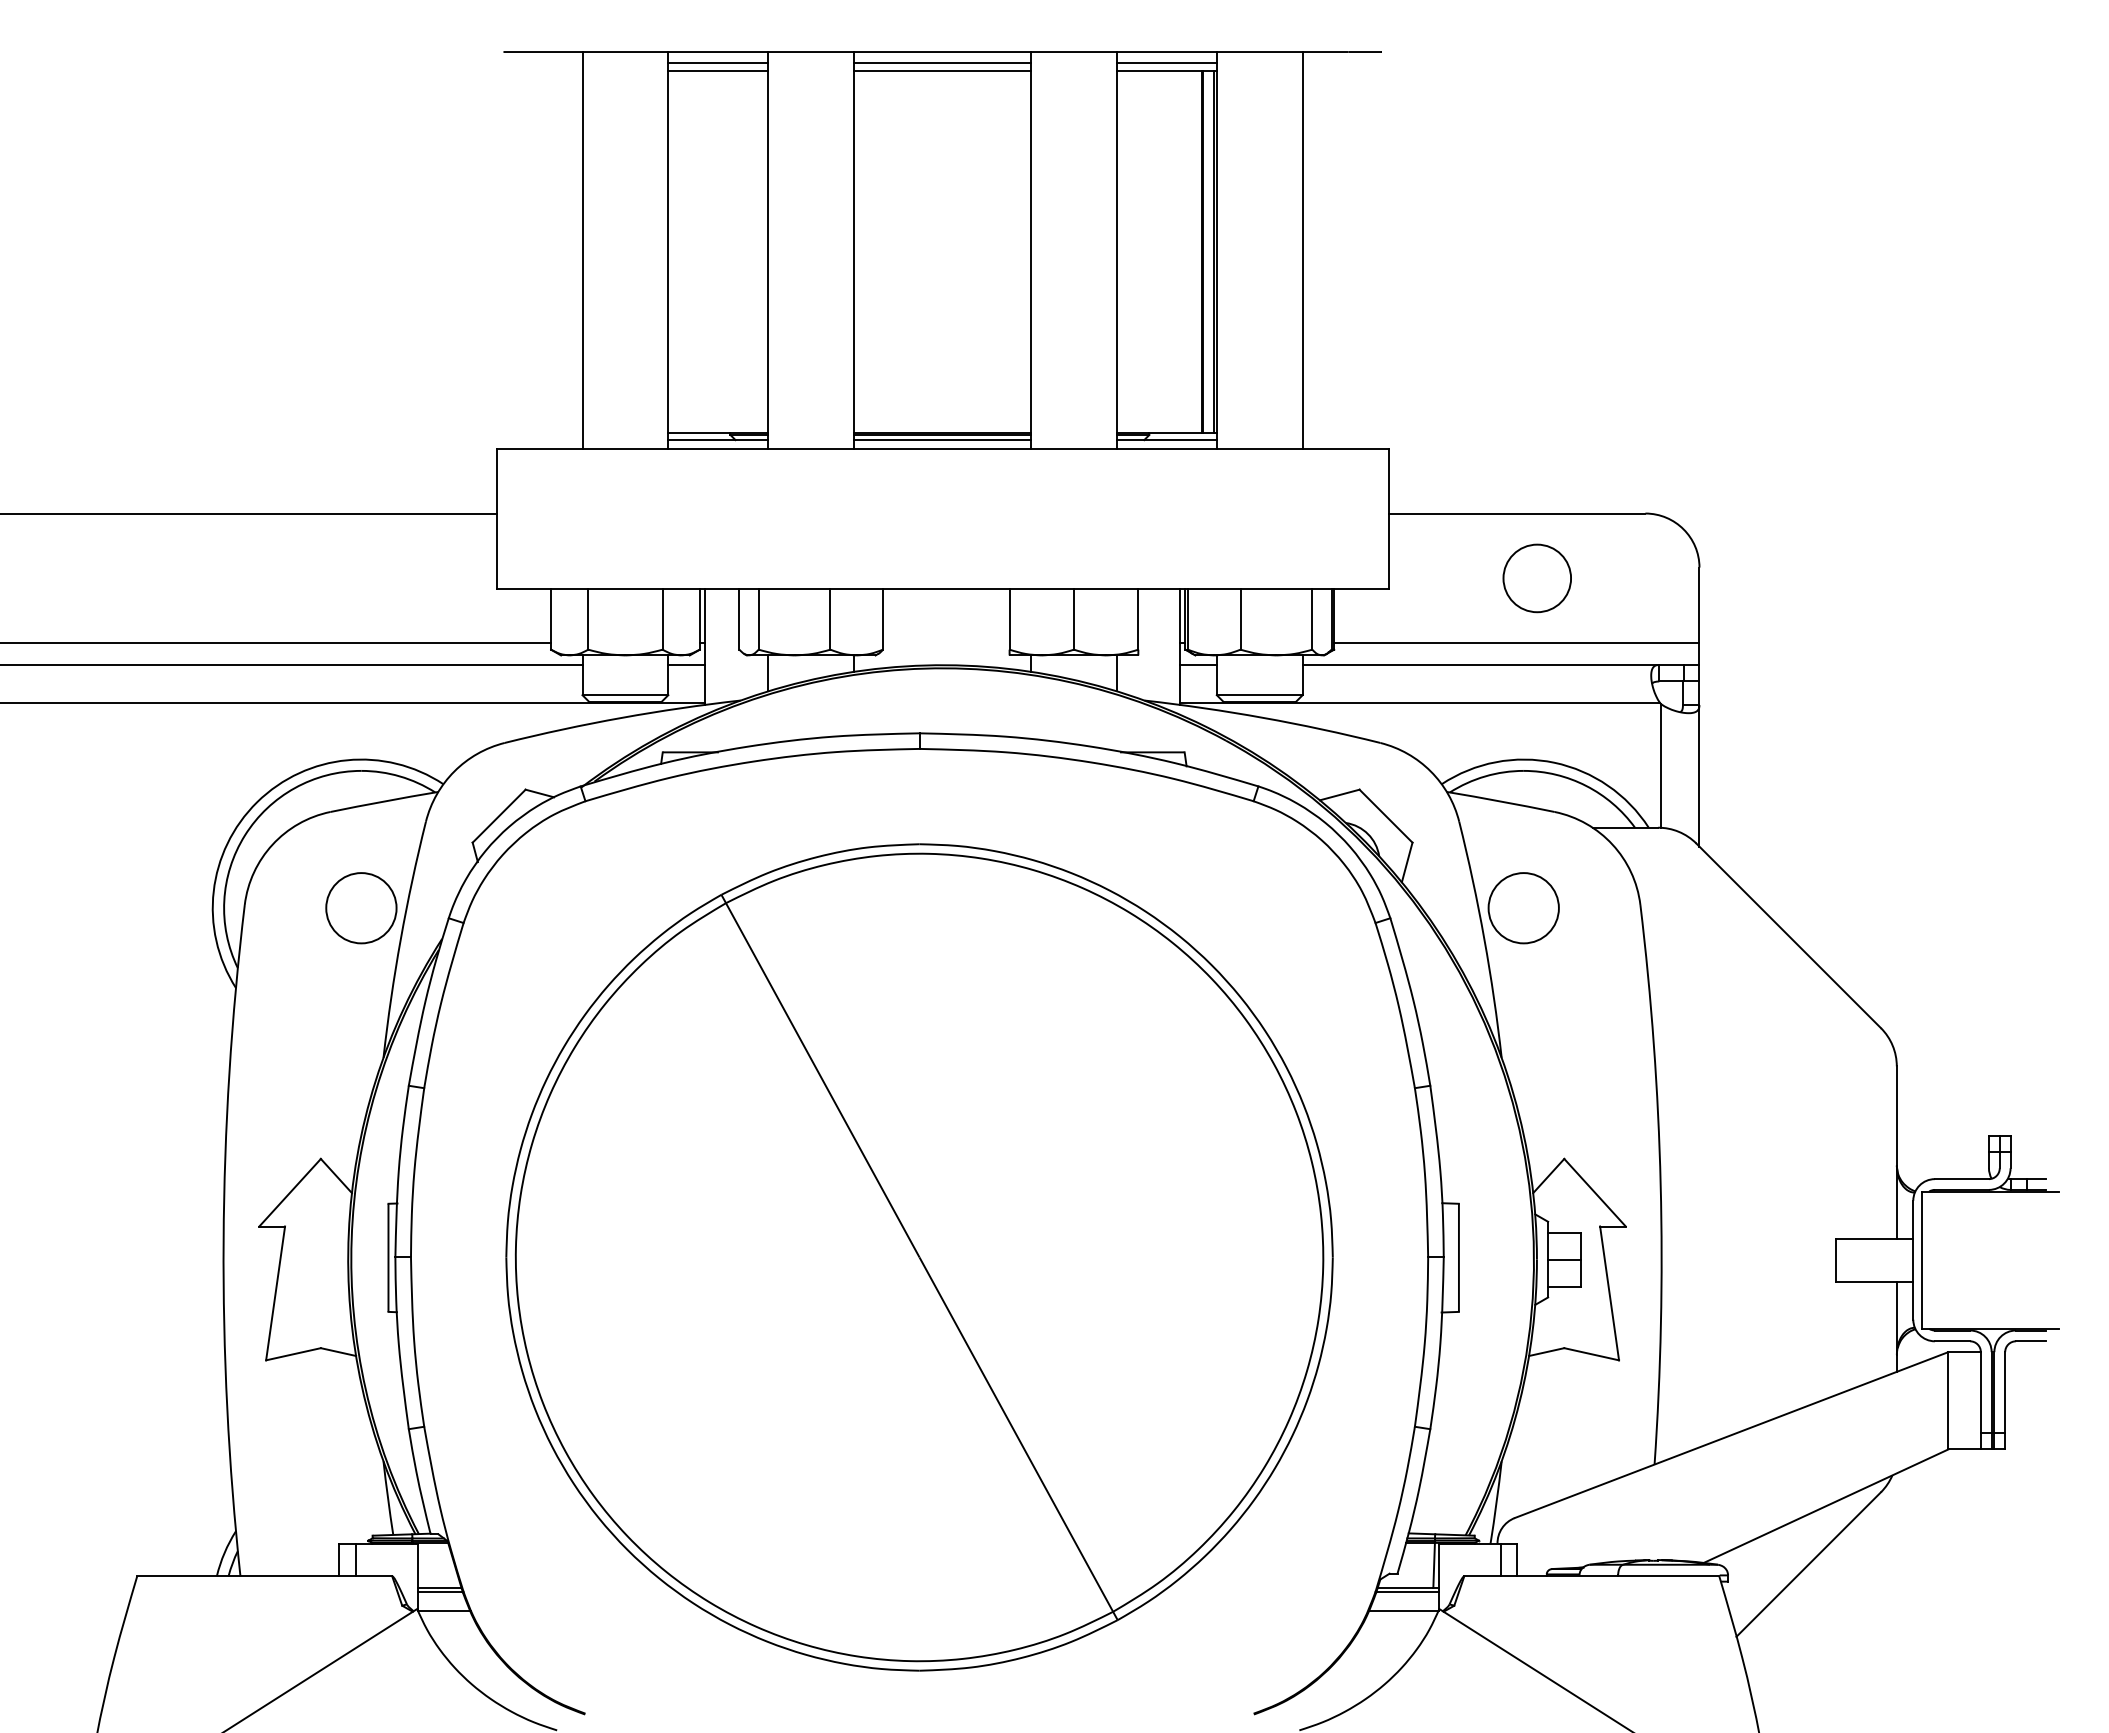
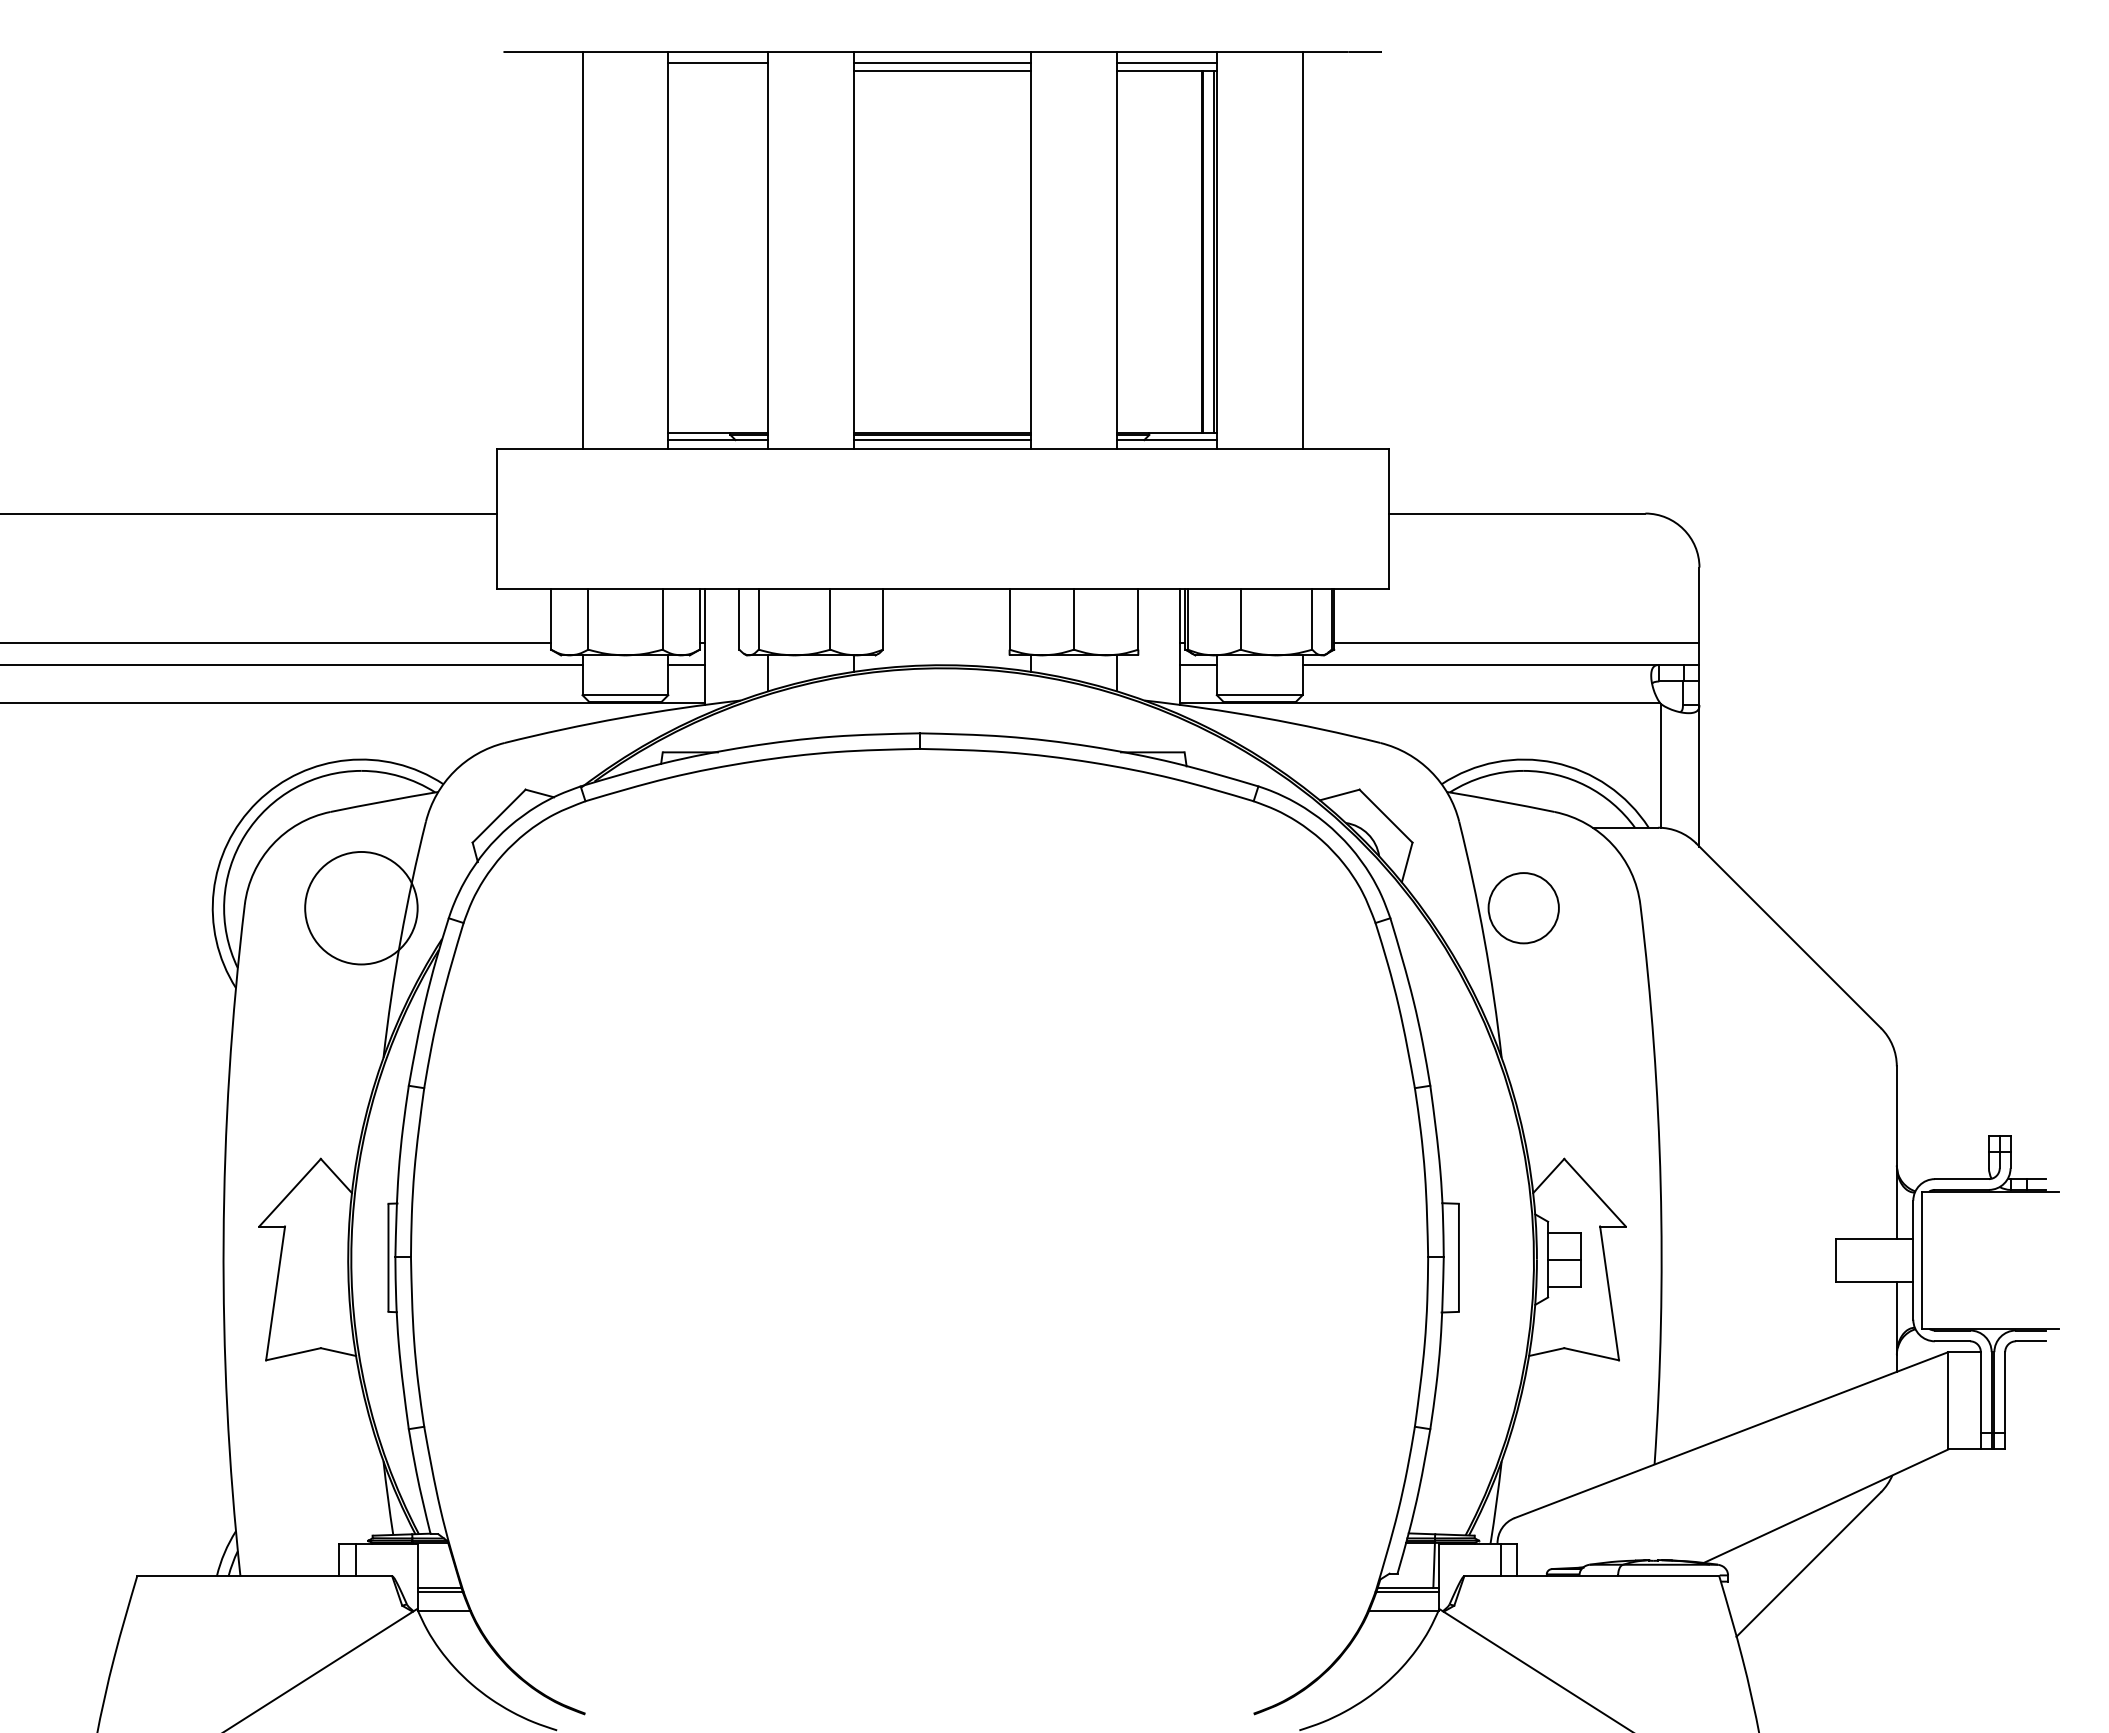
line: present -> none (718, 71)
circle: present -> none (1536, 578)
circle diameter: 70 px -> 112 px (361, 907)
part: present -> none (919, 1257)
